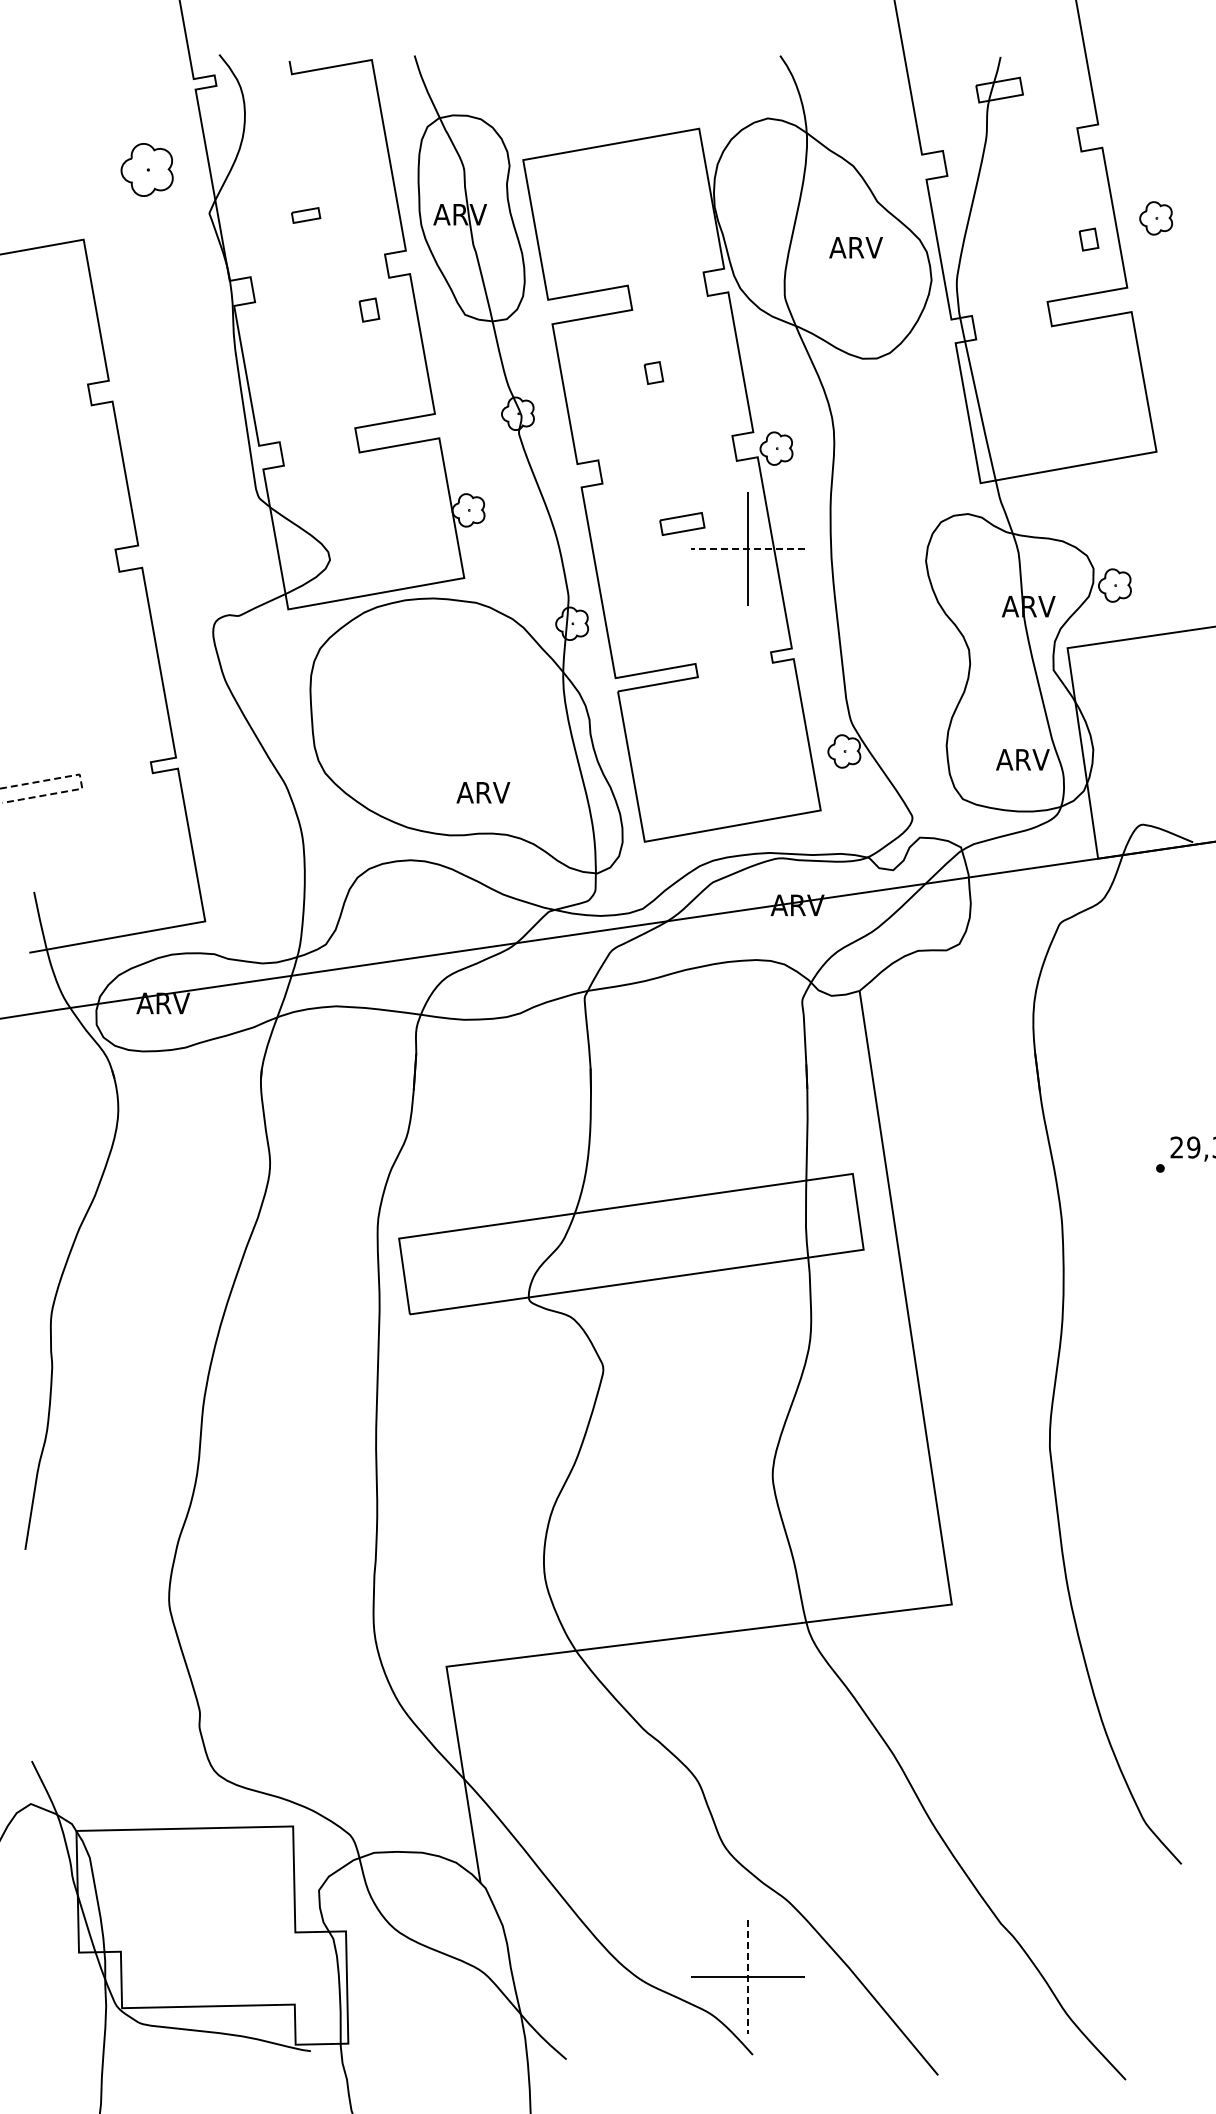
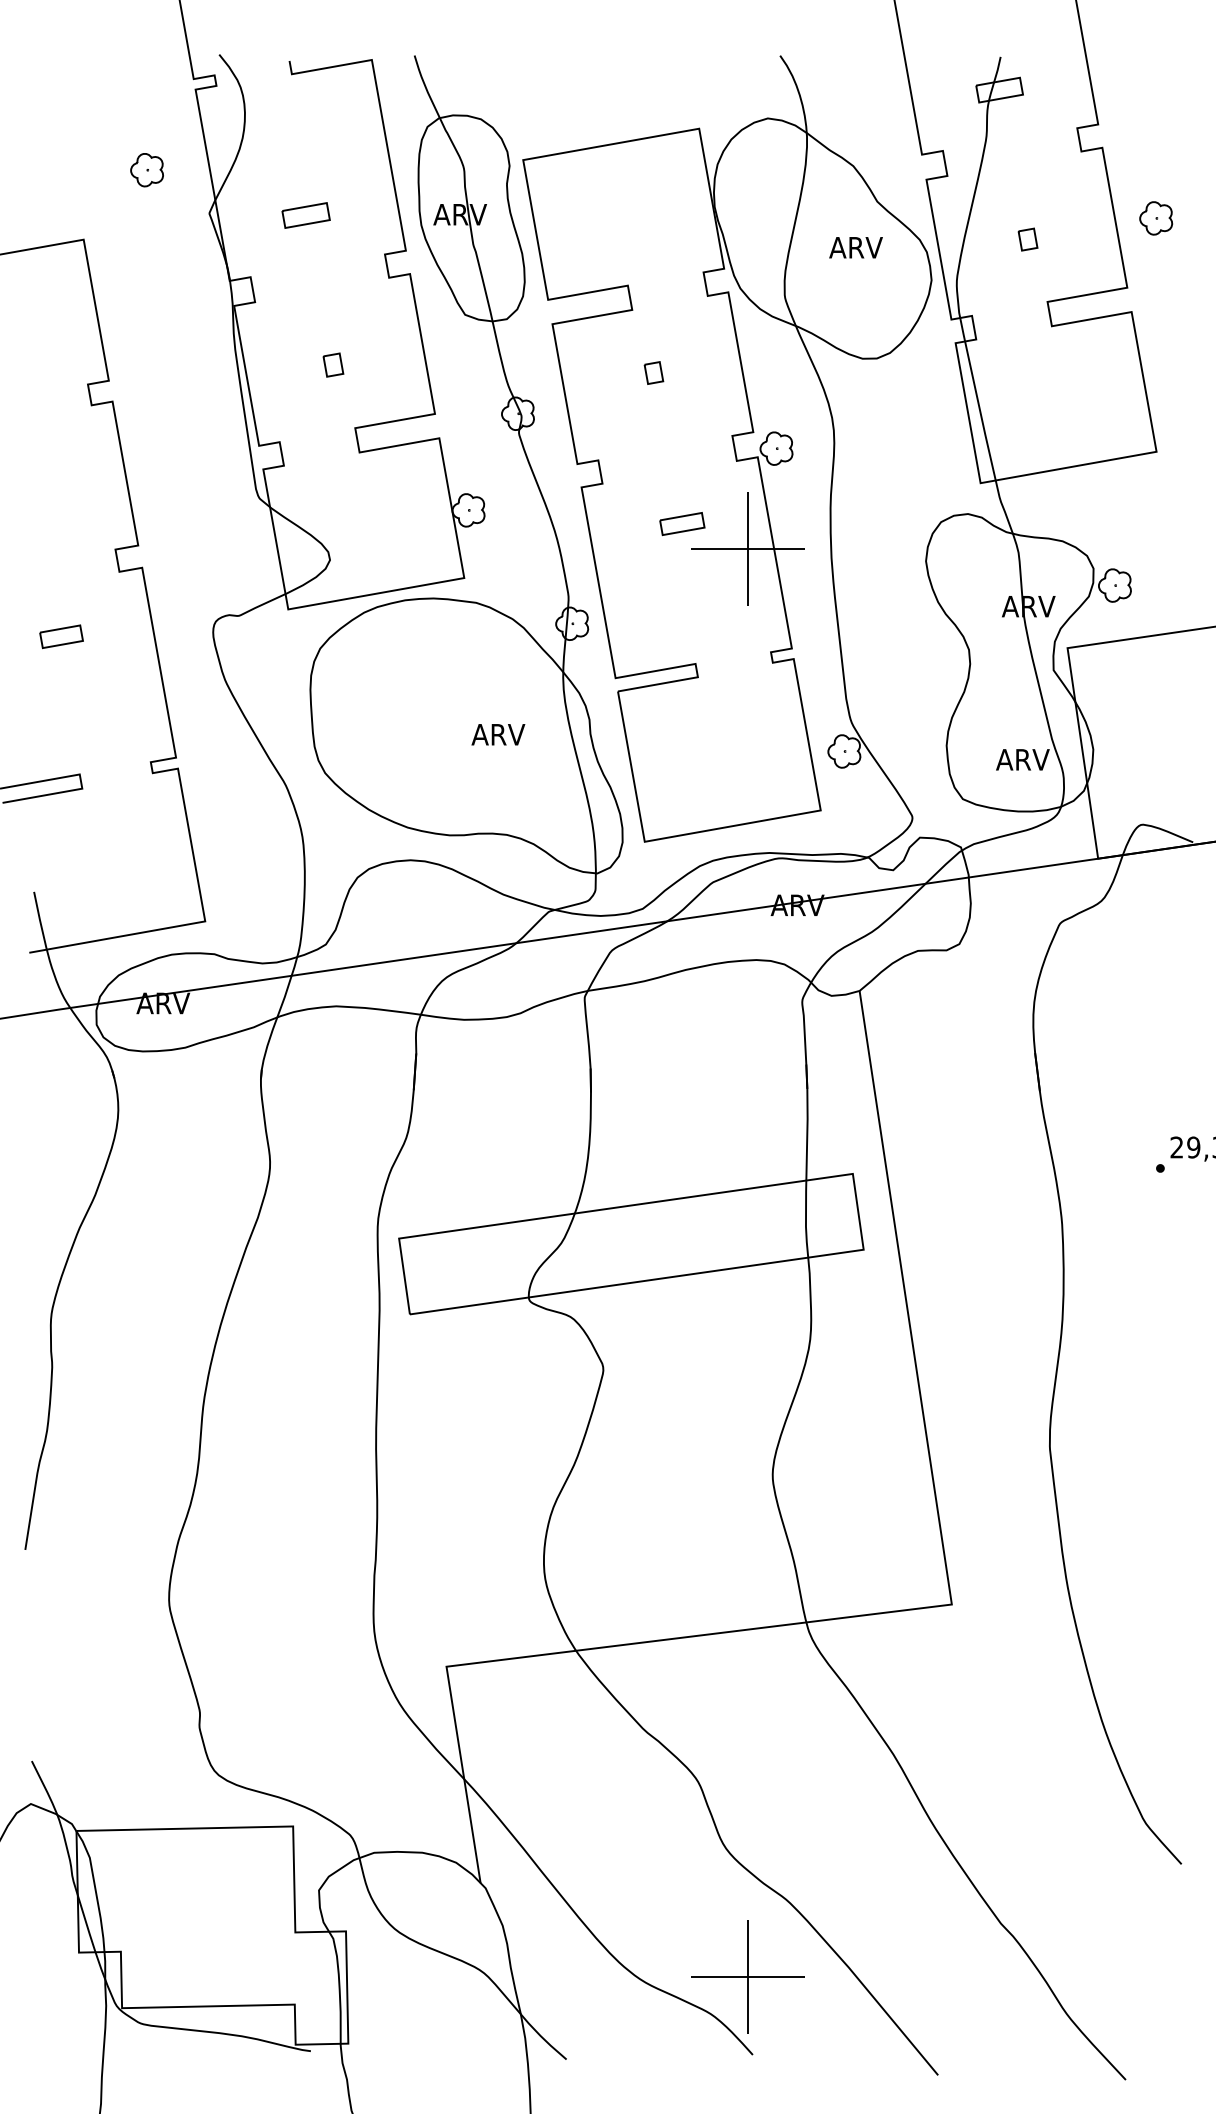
part size: 54x54 px -> 34x35 px (146, 170)
part size: 31x17 px -> 50x27 px (305, 215)
part position: (1088, 239) -> (1027, 239) (1027, 239)
part position: (369, 309) -> (333, 364) (333, 364)
line: dashed -> solid (747, 548)
part: none -> present (61, 636)
line: dashed -> solid (81, 782)
text position: (483, 792) -> (498, 734) (498, 734)
line: dashed -> solid (747, 1977)
